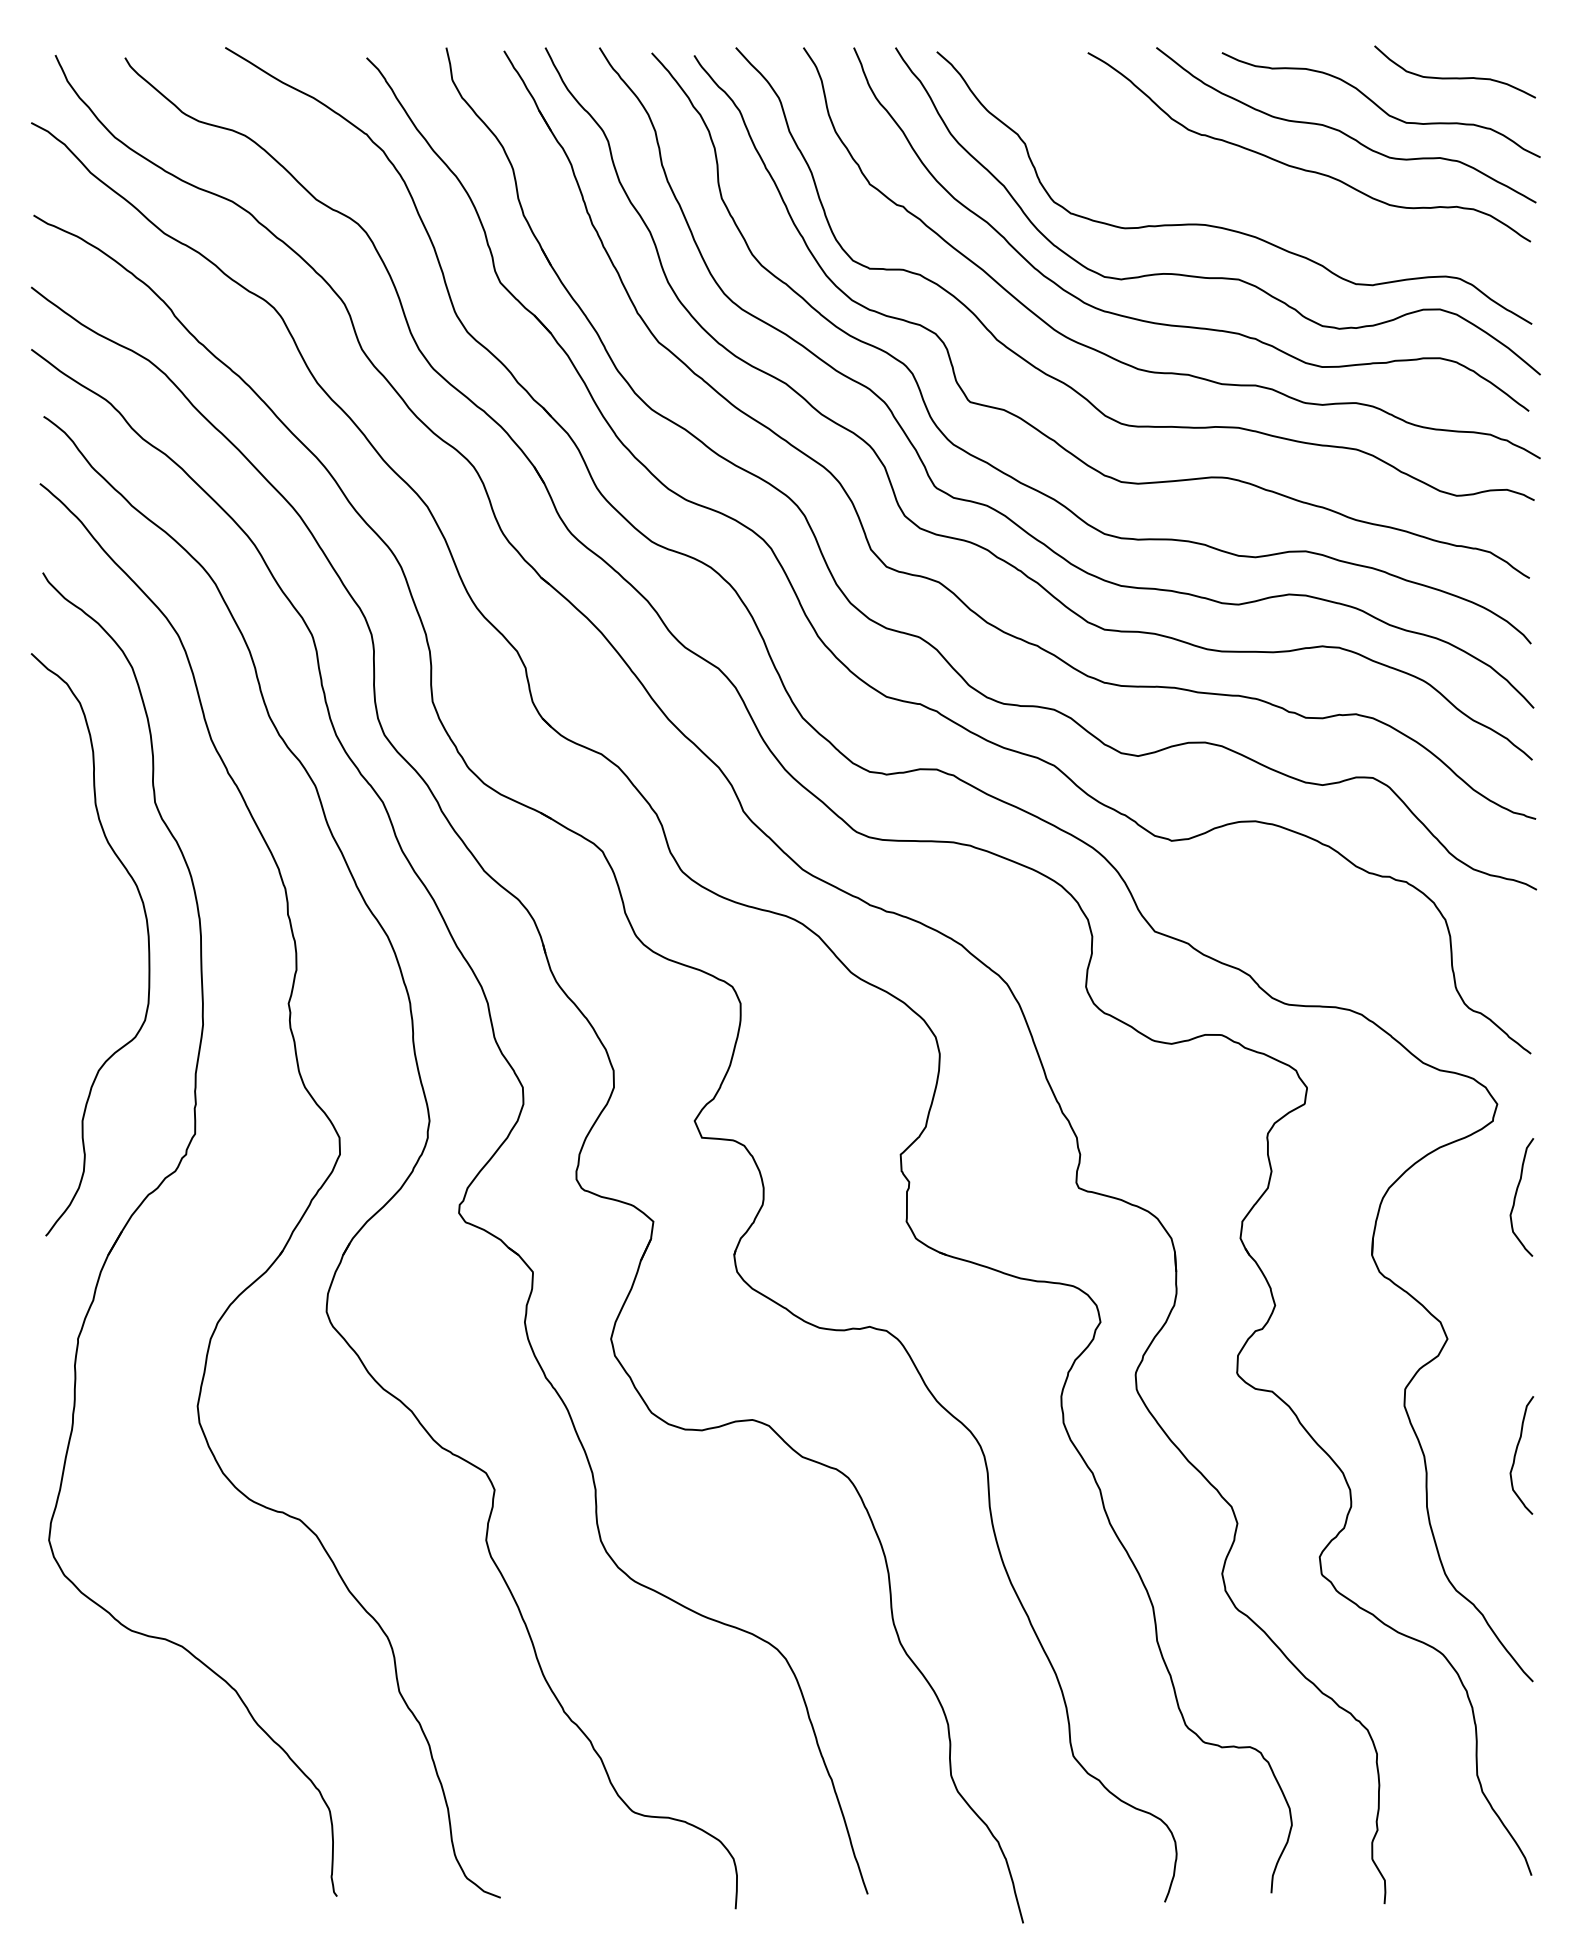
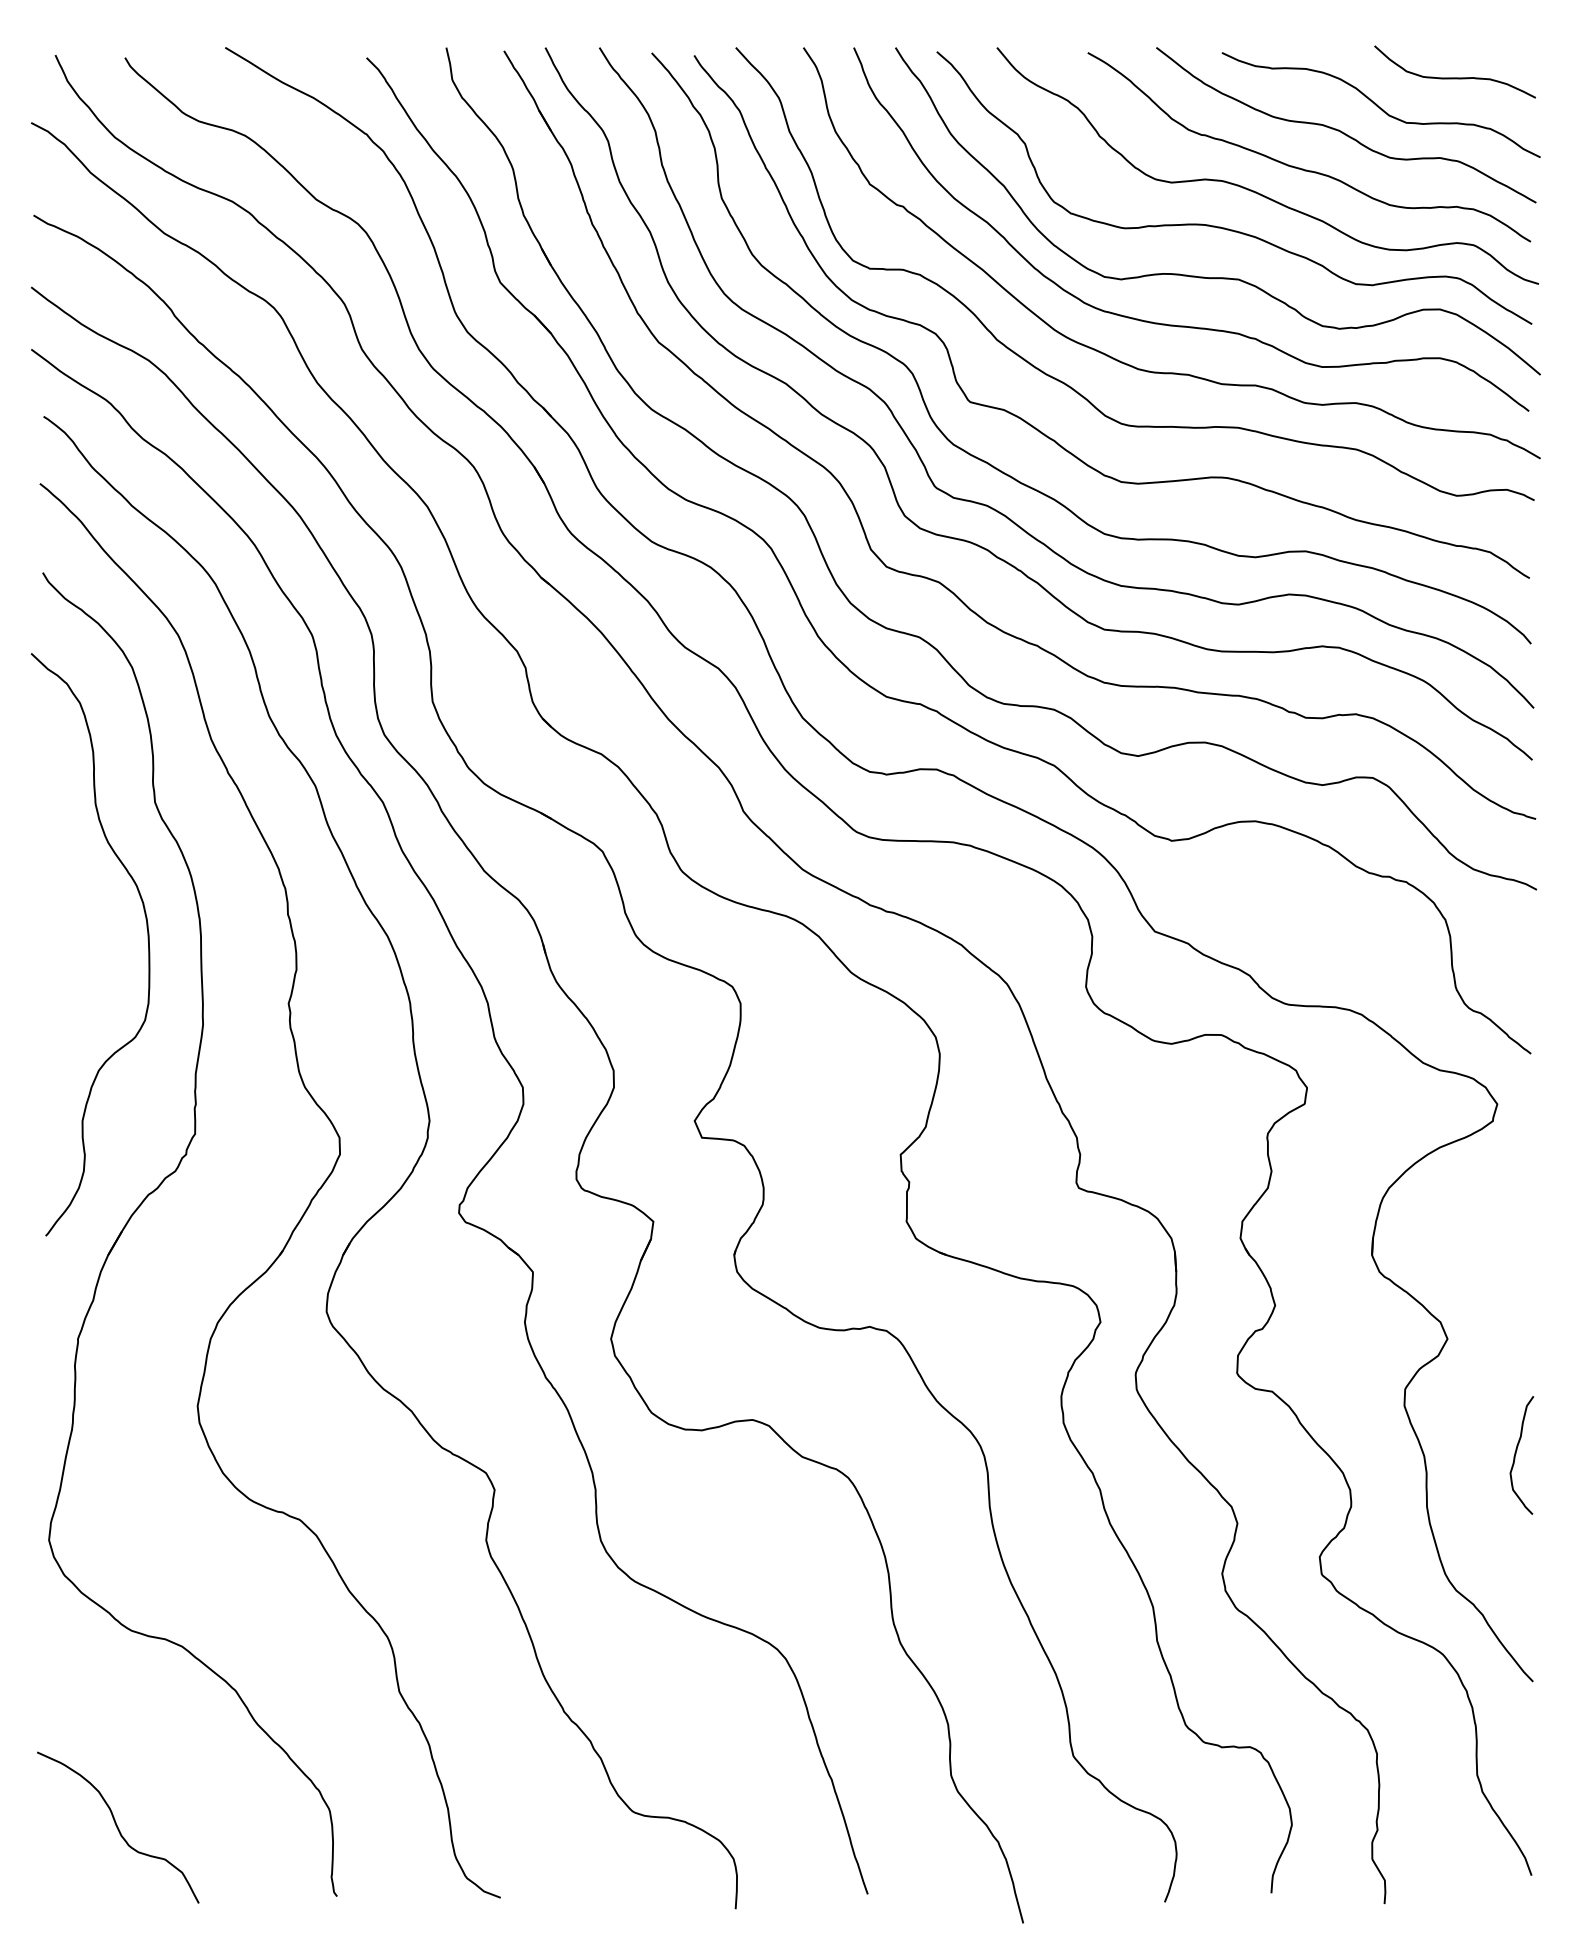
curve: none -> present (1254, 190)
curve: present -> none (1516, 1196)
curve: none -> present (118, 1827)
